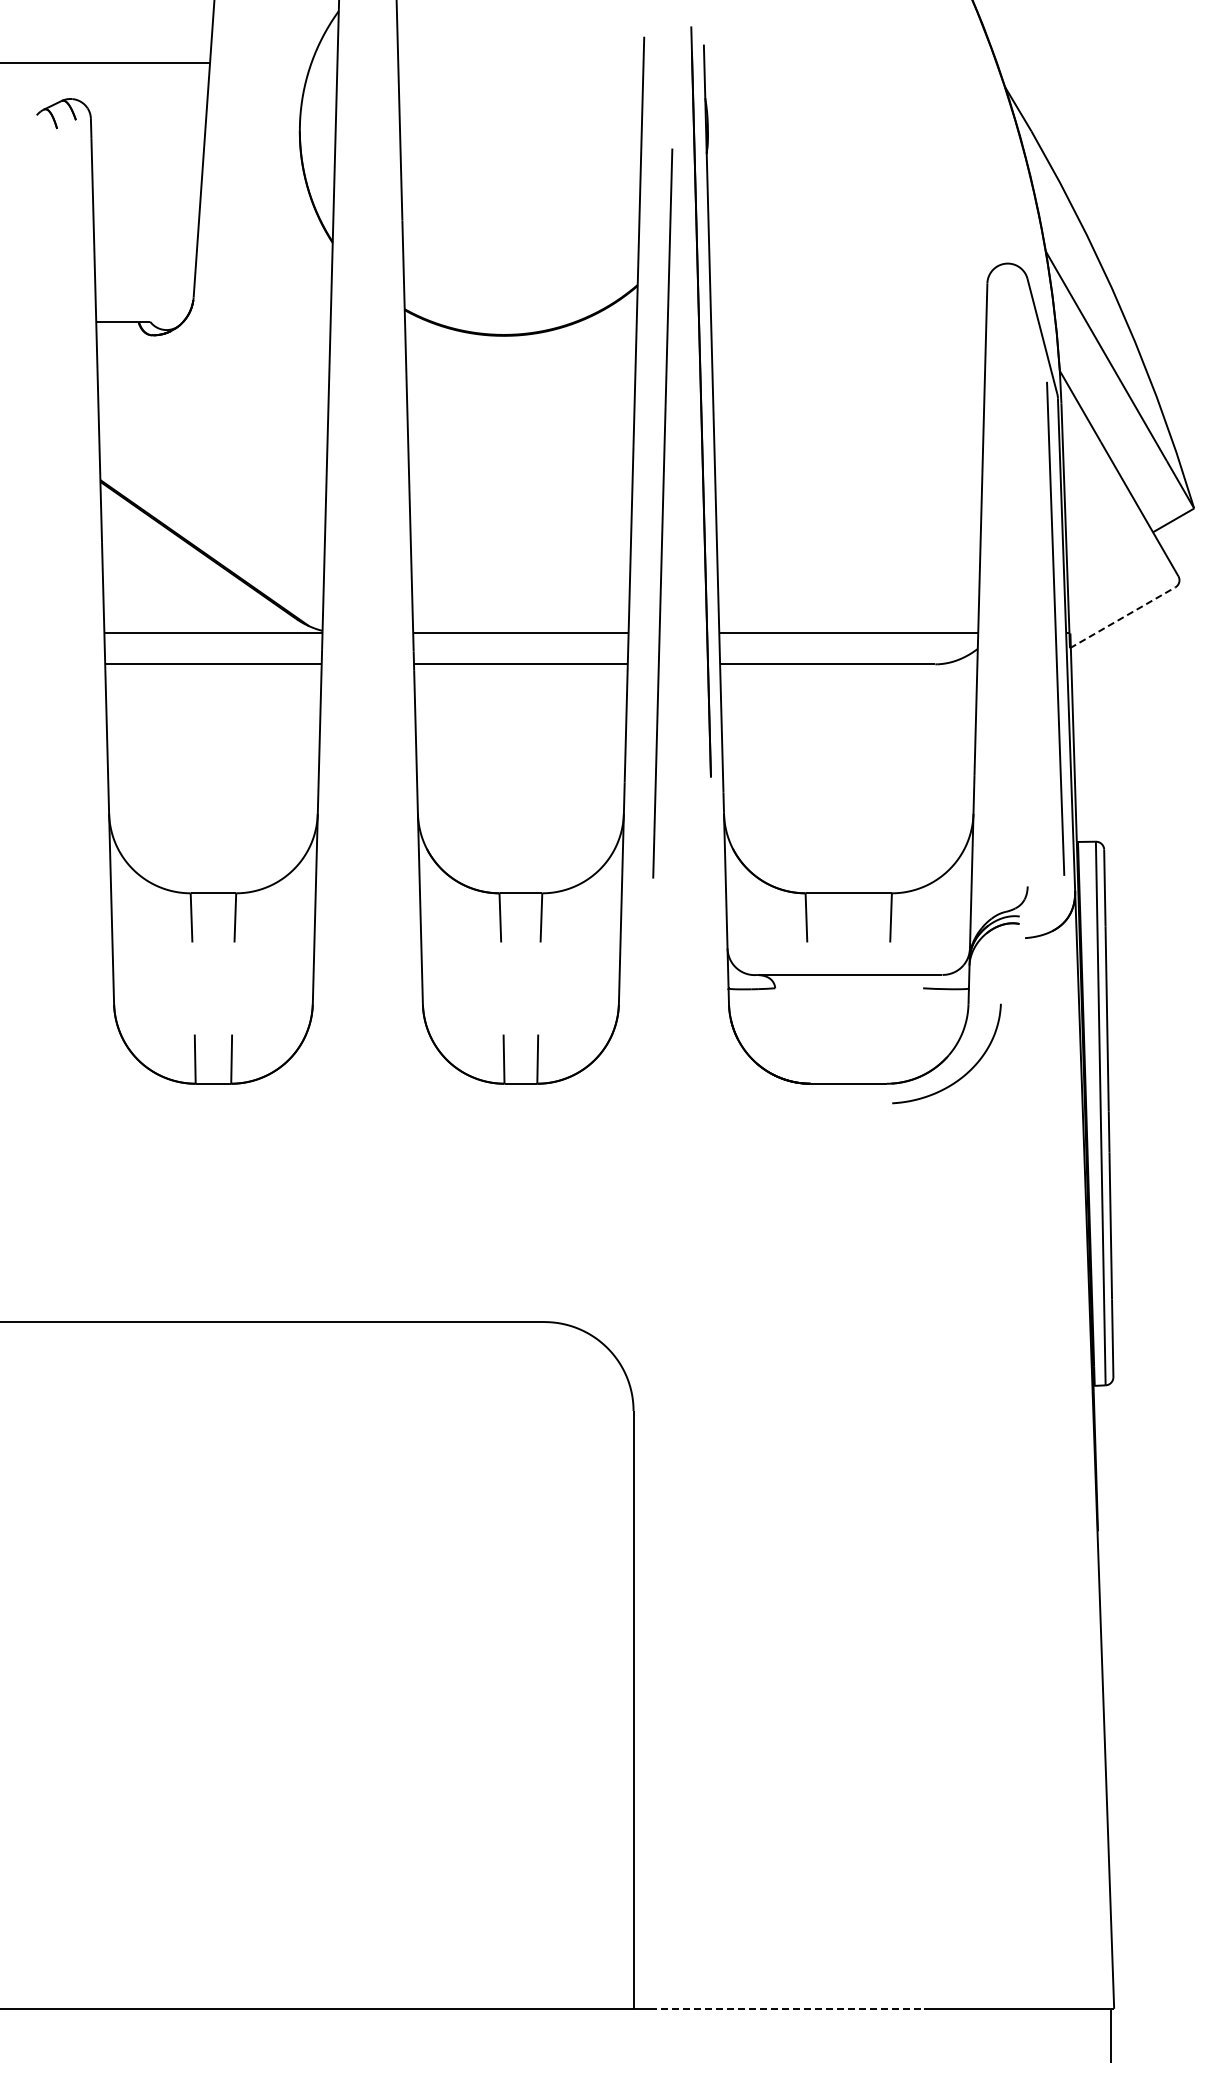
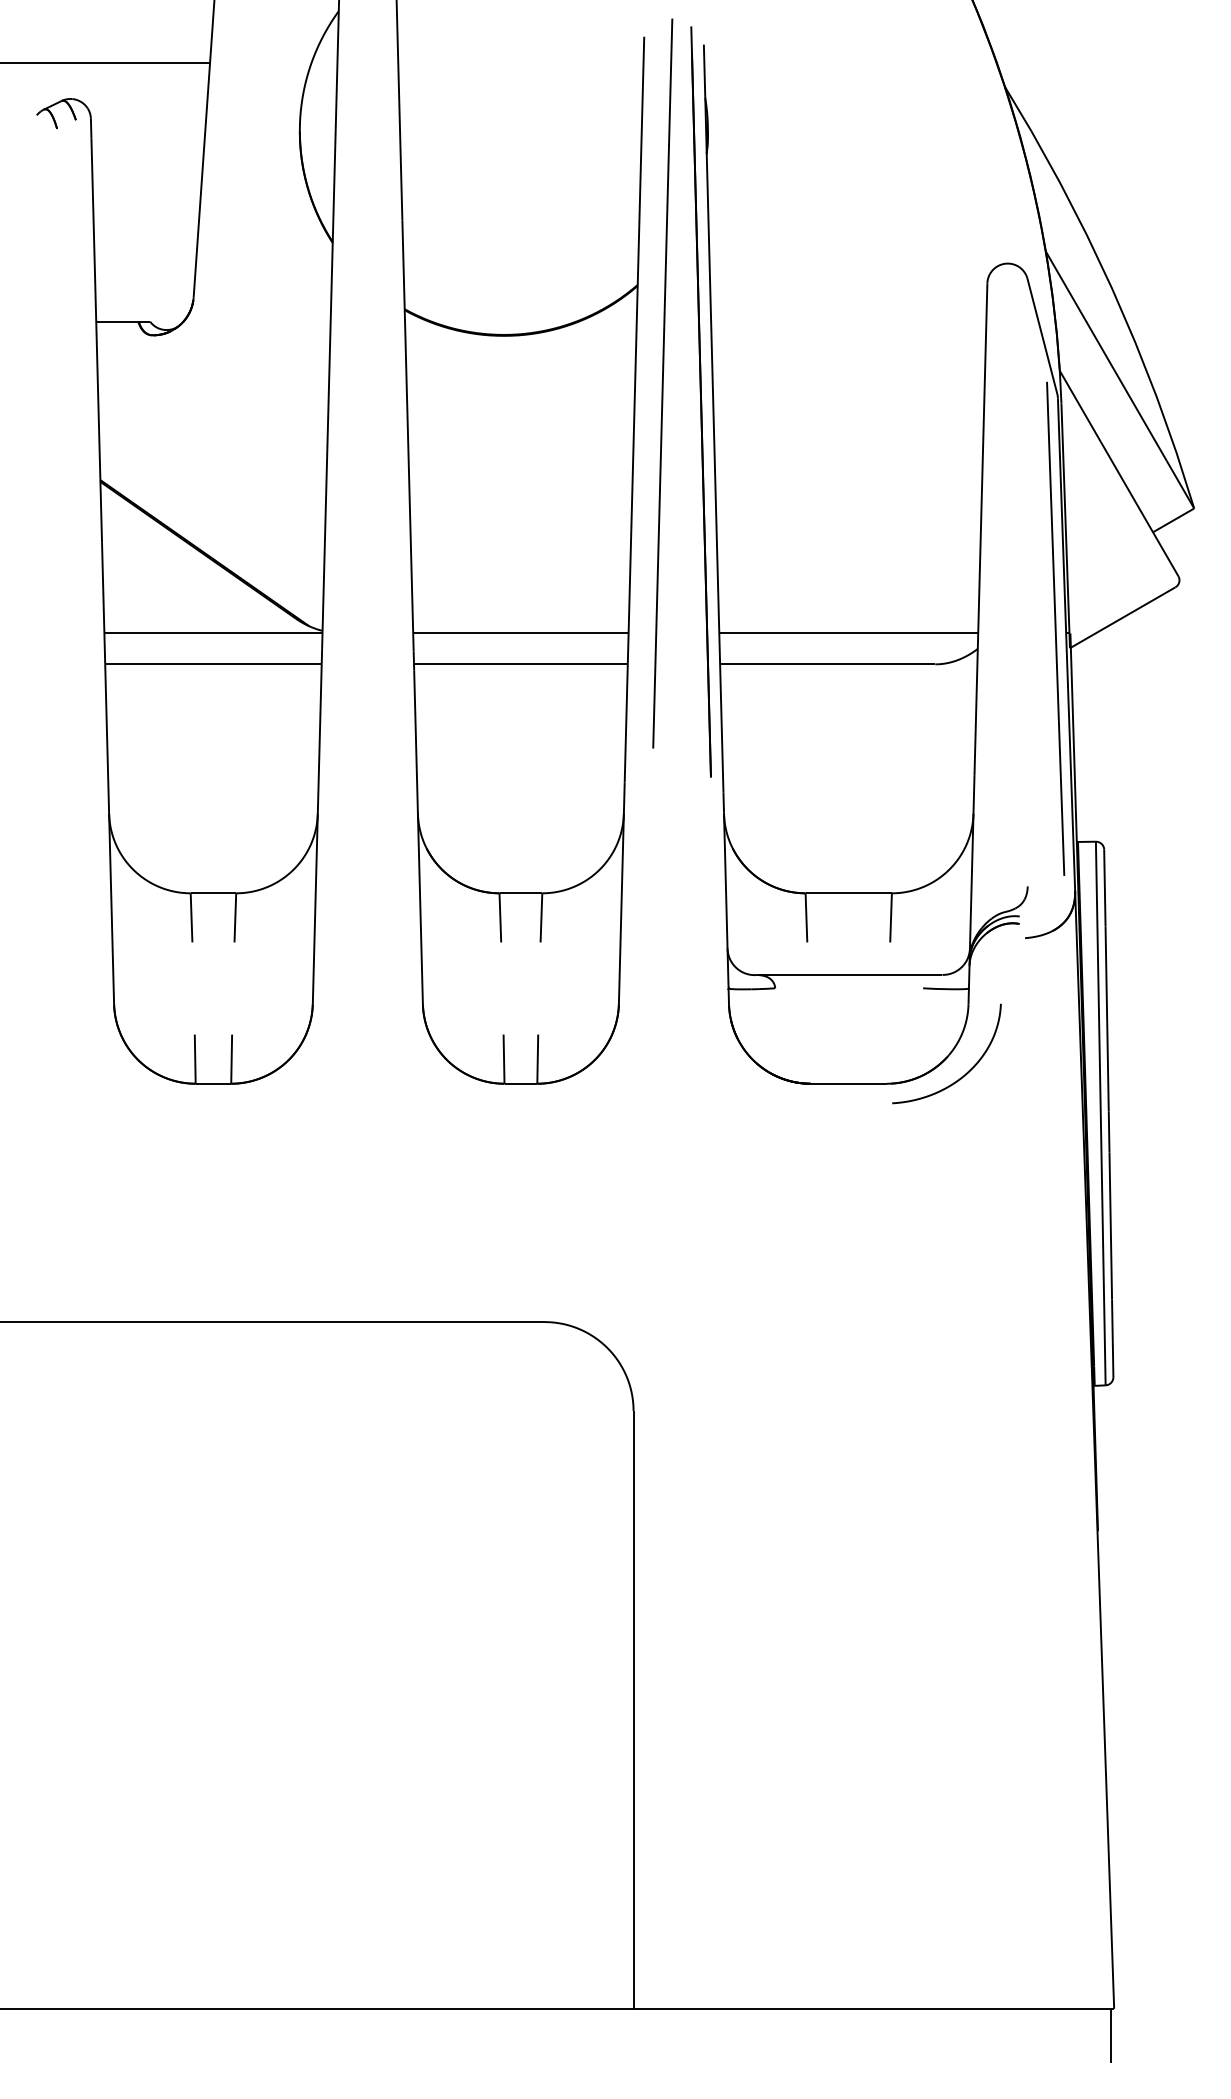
line position: (662, 513) -> (662, 383) (662, 383)
line: dashed -> solid (1122, 617)
line: dashed -> solid (786, 2008)
